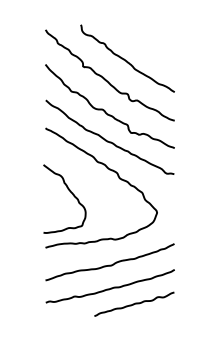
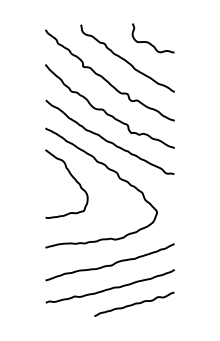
curve: none -> present (148, 41)
curve position: (70, 192) -> (72, 177) (72, 177)
